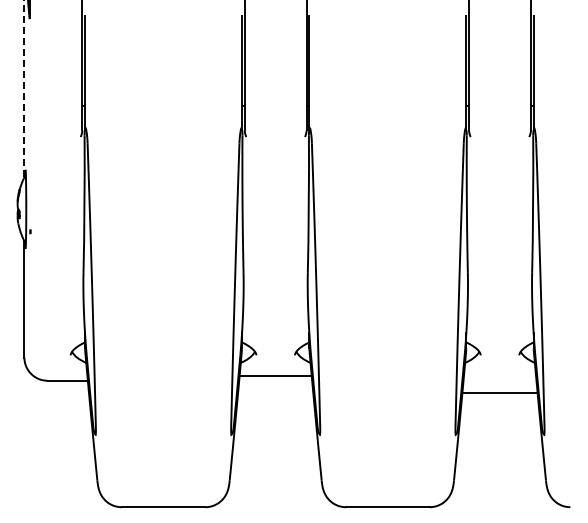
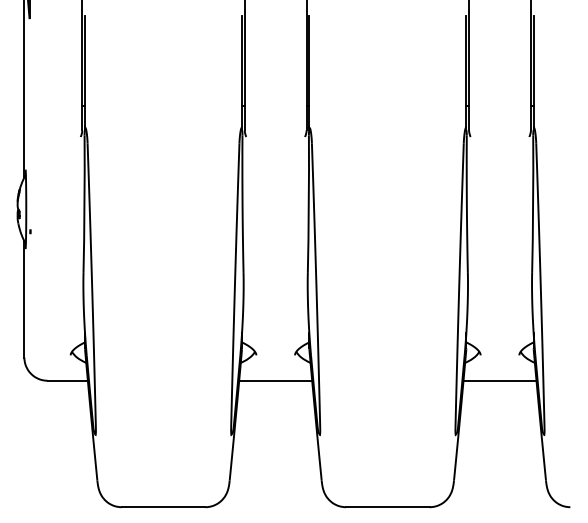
line: dashed -> solid (24, 88)
line position: (275, 375) -> (275, 380) (275, 380)
line position: (499, 392) -> (499, 380) (499, 380)
